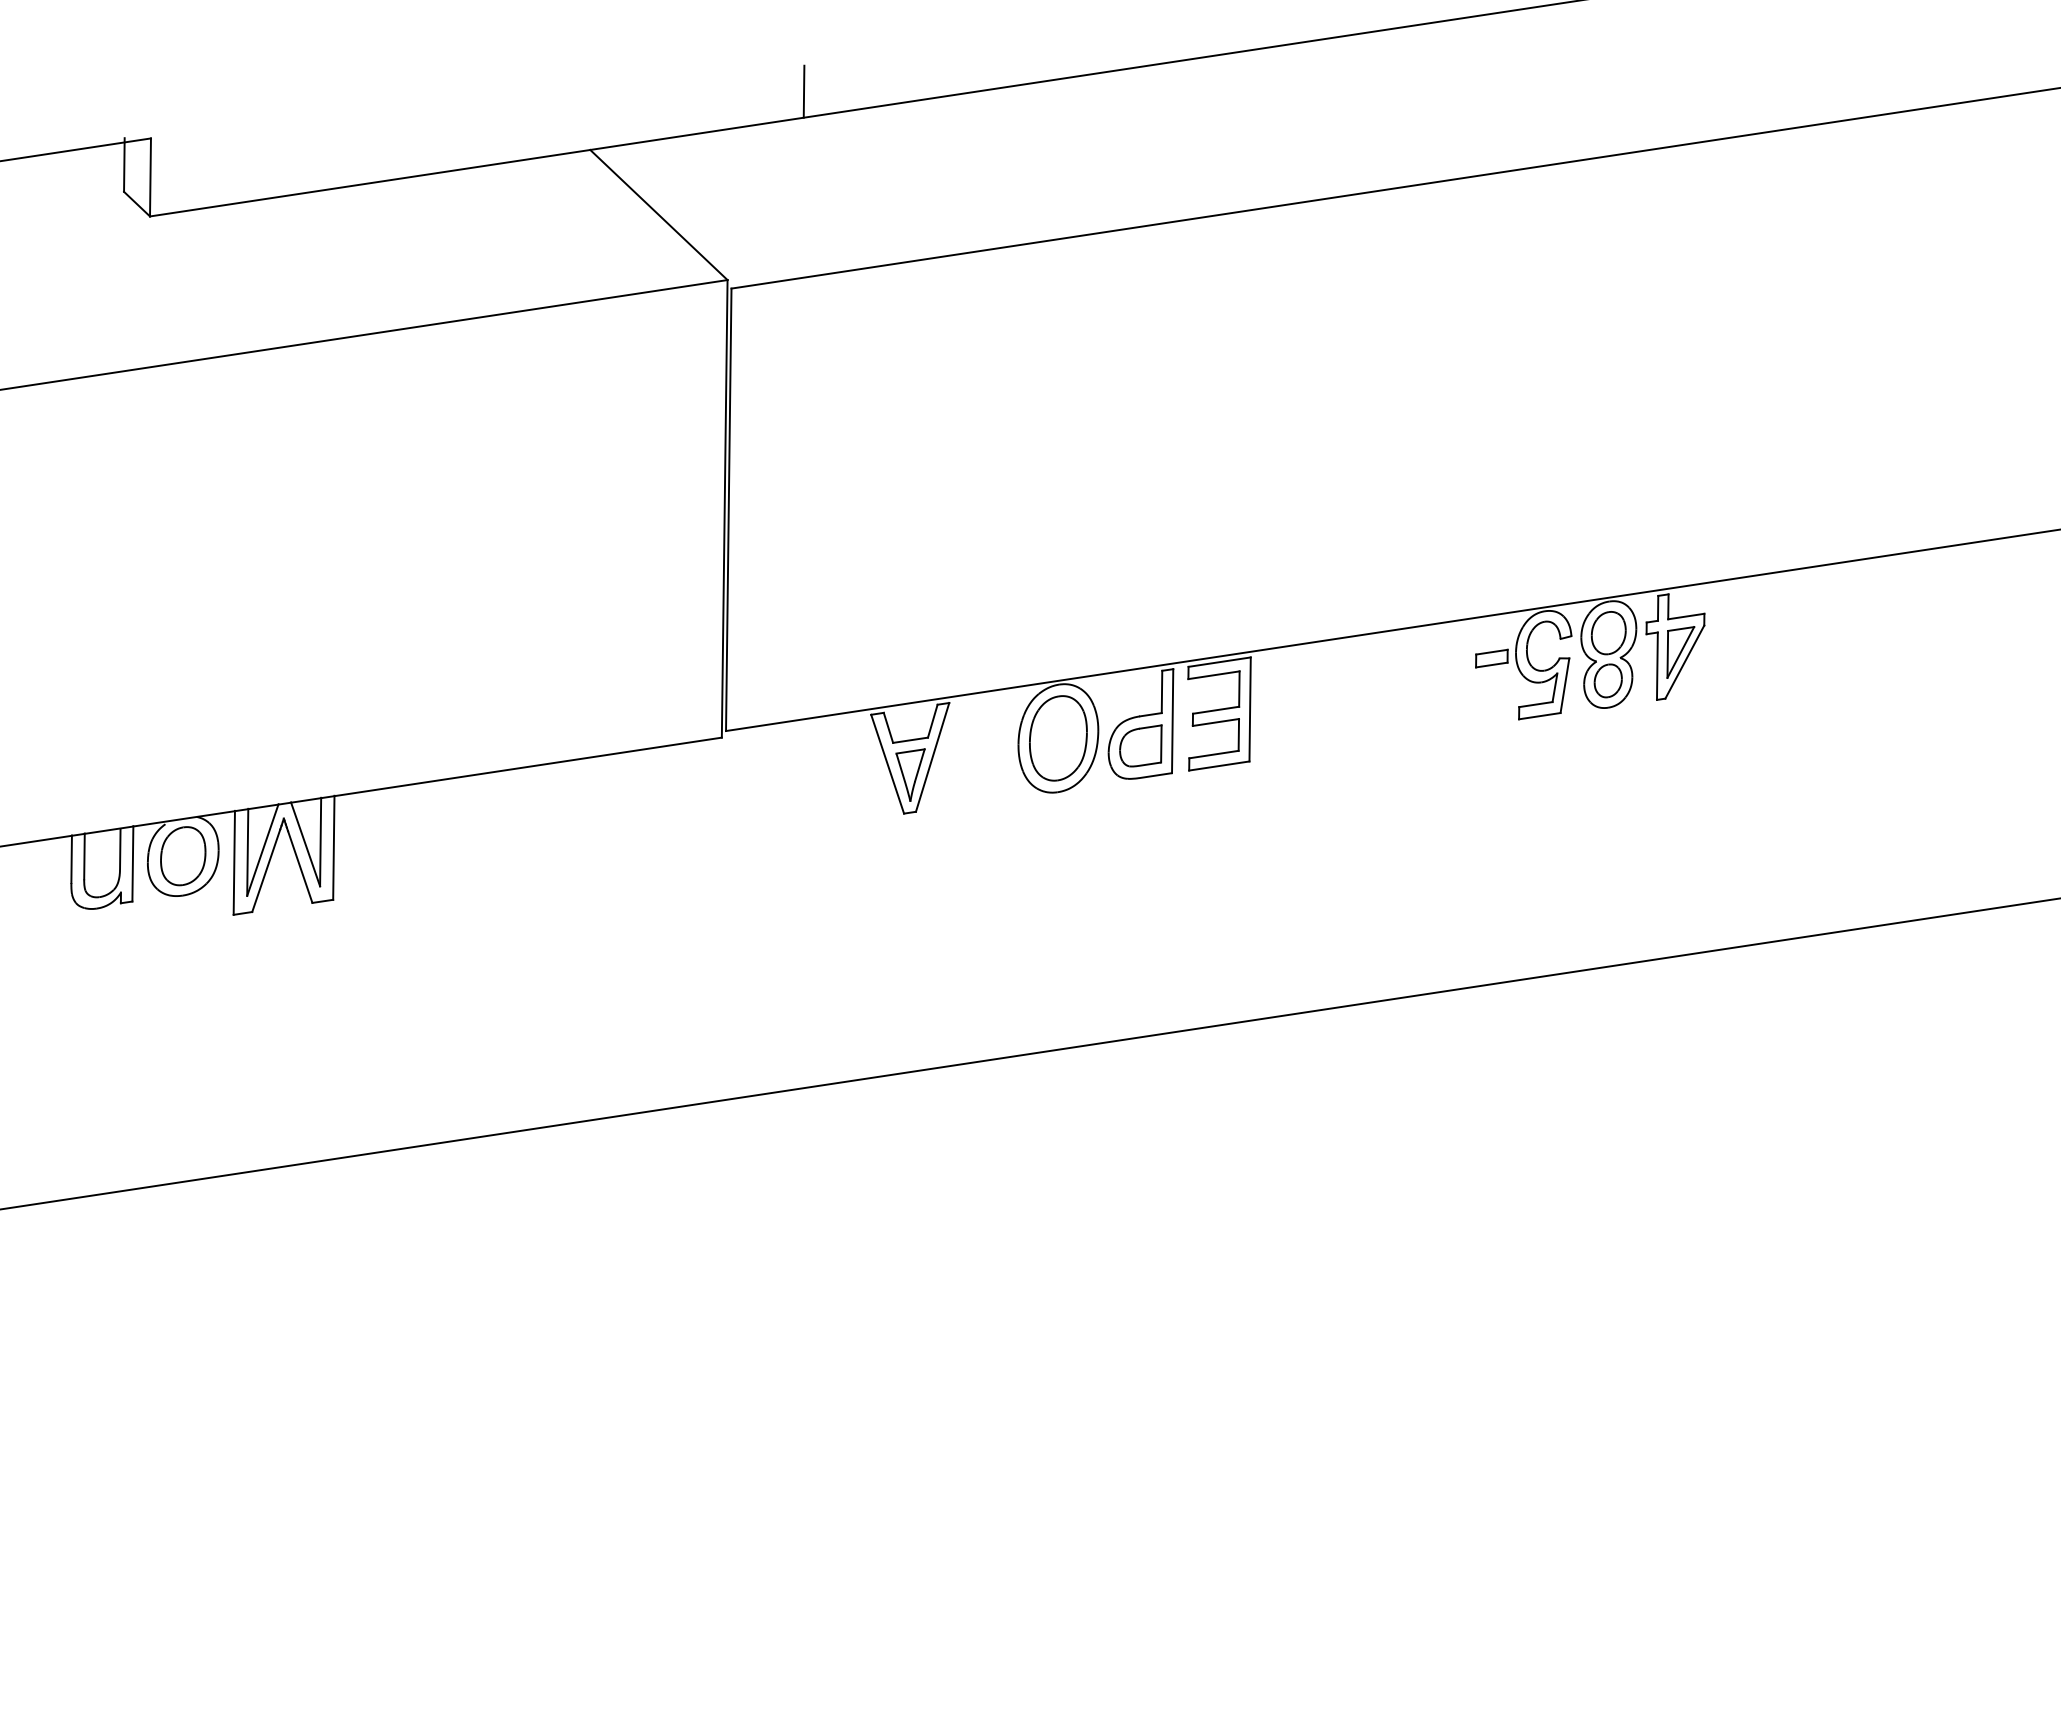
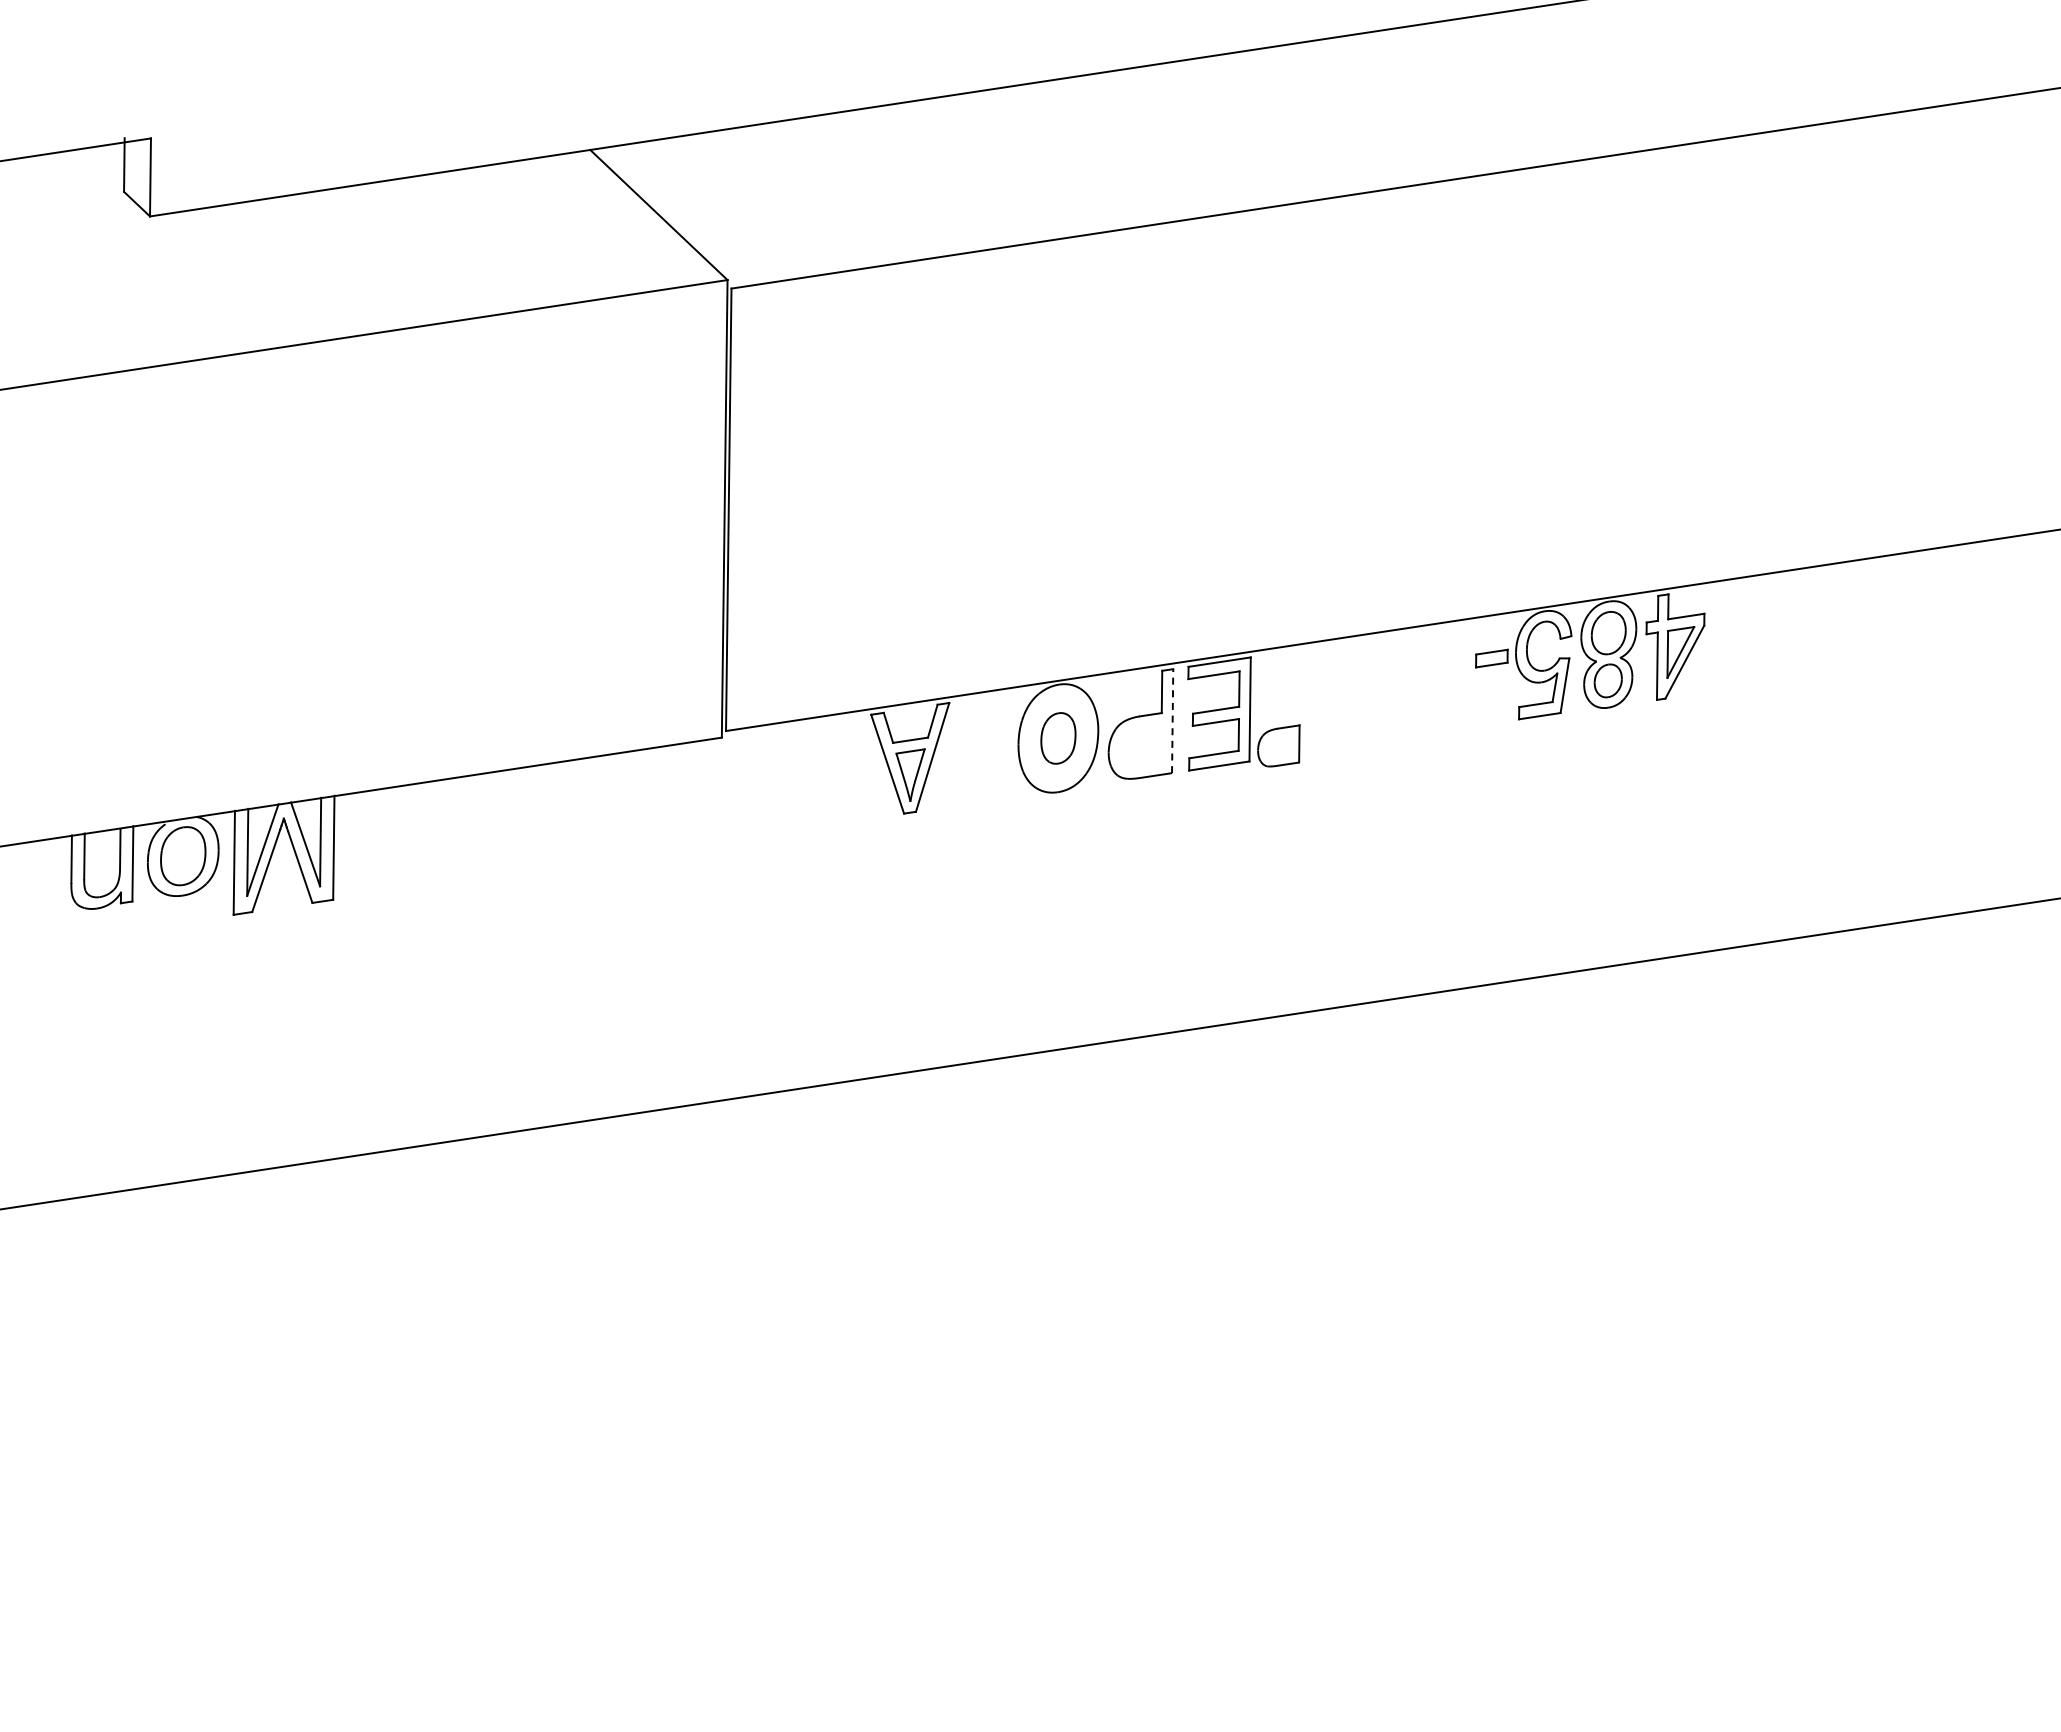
line: present -> none (803, 91)
line: solid -> dashed (1172, 721)
part size: 59x87 px -> 37x53 px (1058, 738)
part position: (1140, 745) -> (1278, 745) (1278, 745)
